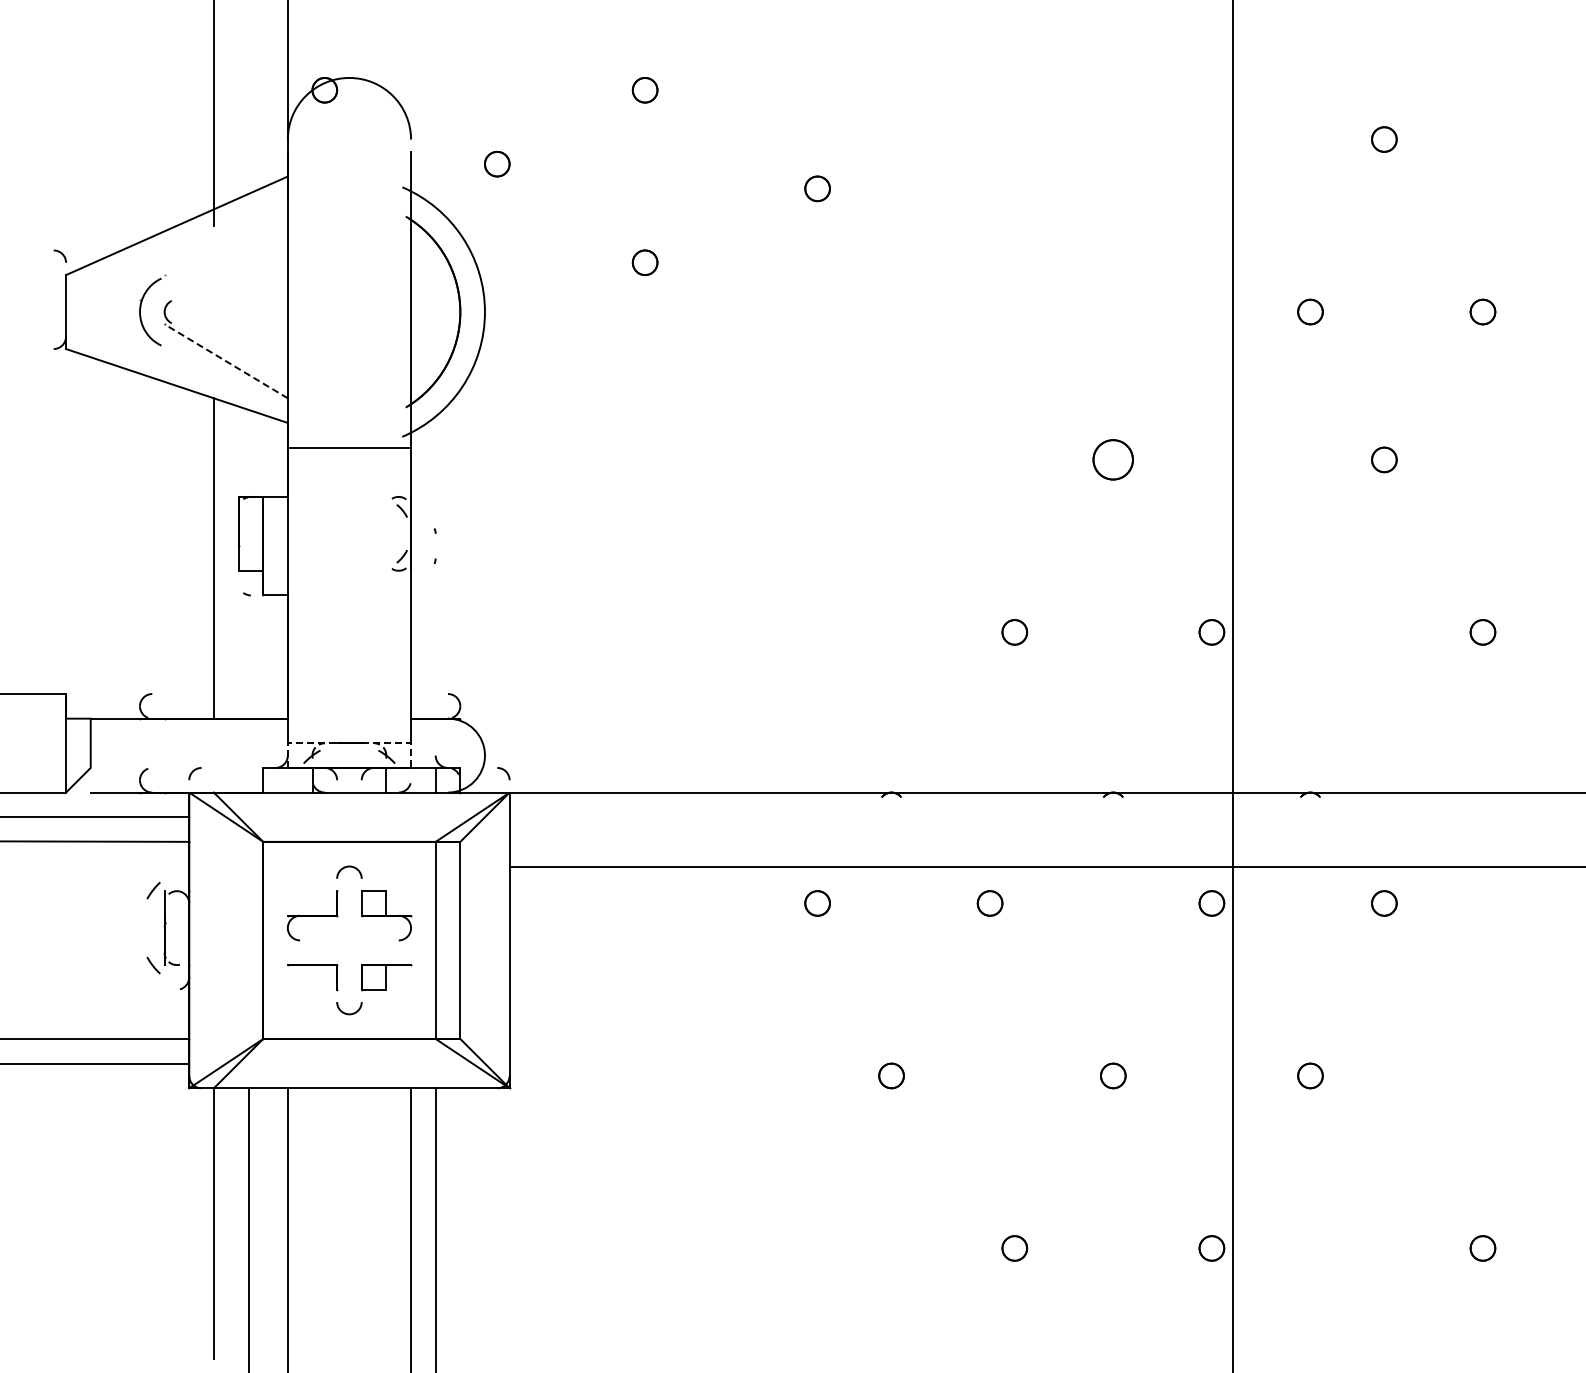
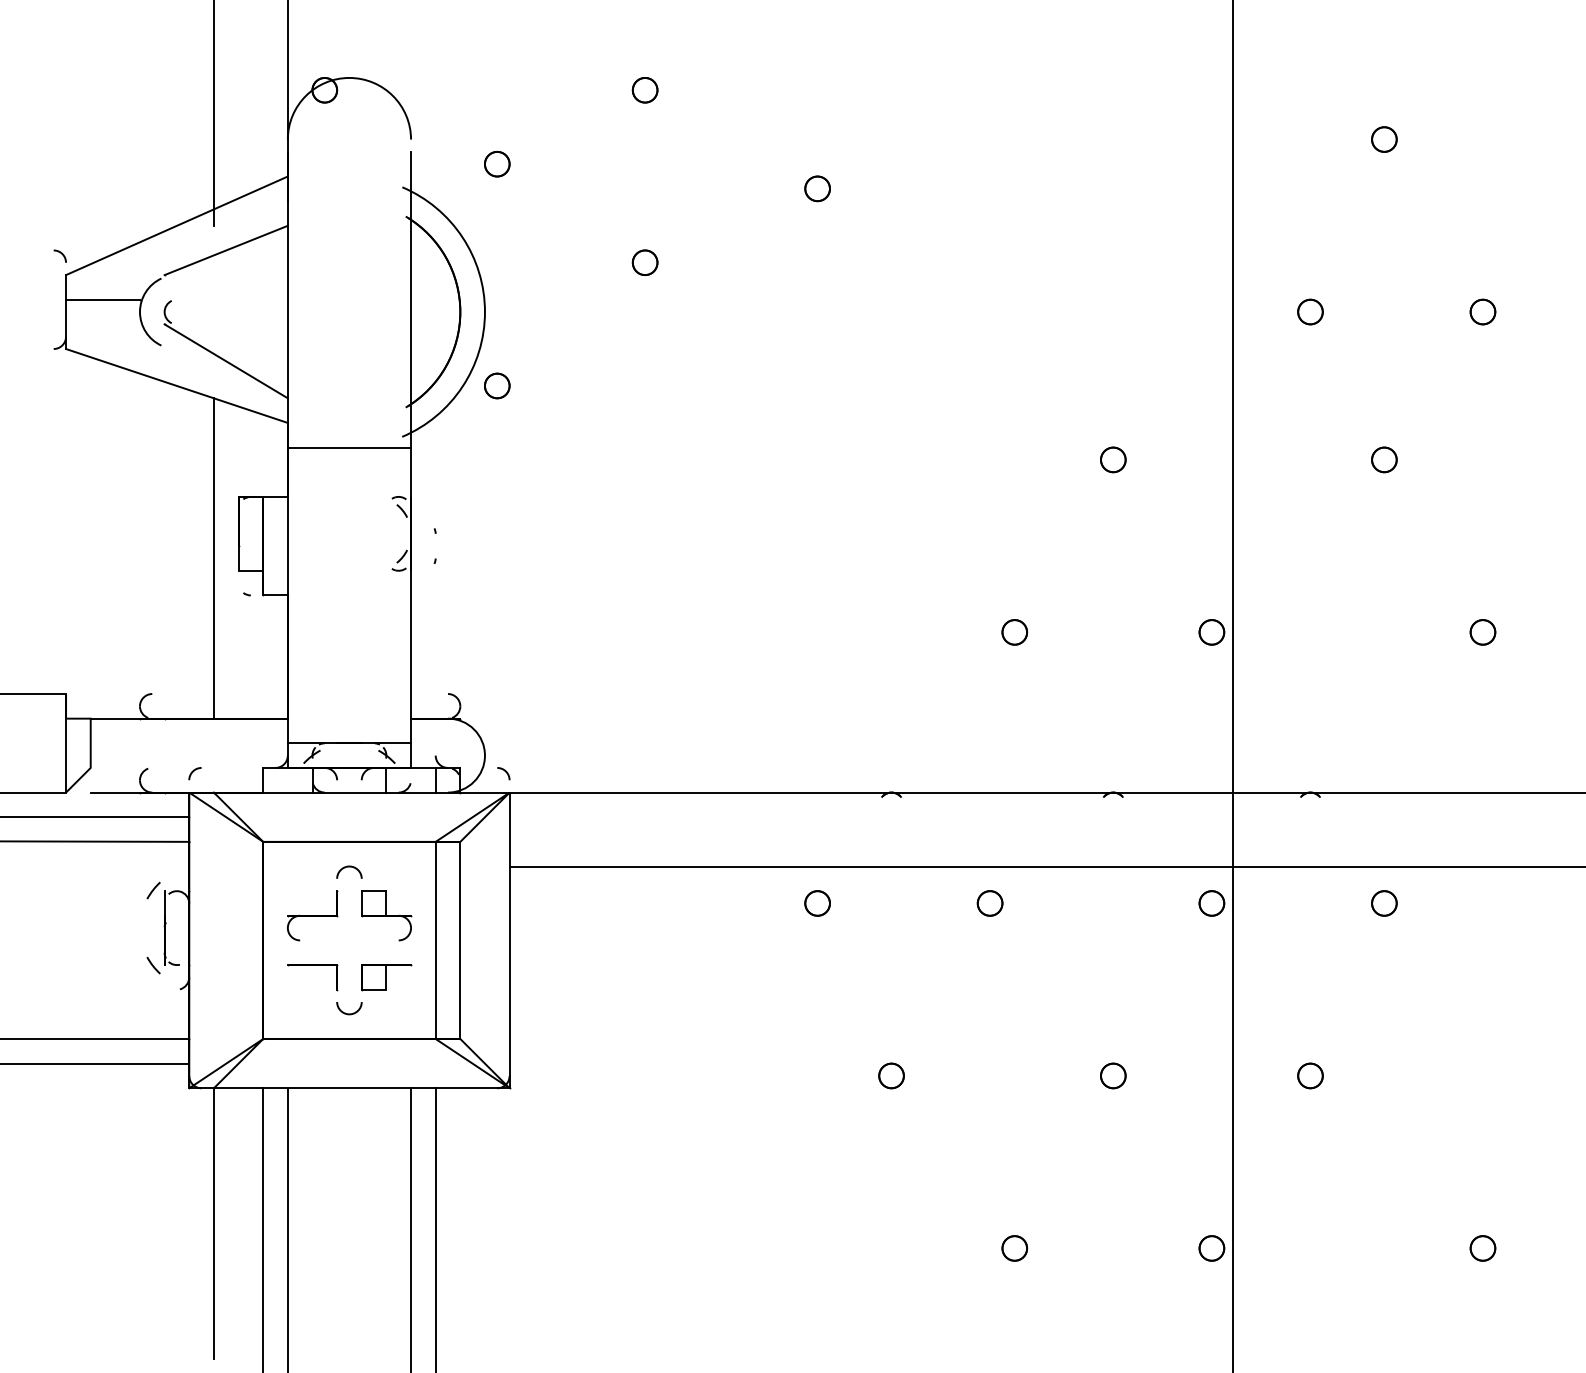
line: none -> present (225, 250)
line: none -> present (103, 299)
line: dashed -> solid (226, 361)
part: none -> present (497, 385)
part size: 42x42 px -> 27x28 px (1113, 459)
line: dashed -> solid (349, 743)
line position: (249, 1228) -> (263, 1228) (263, 1228)
